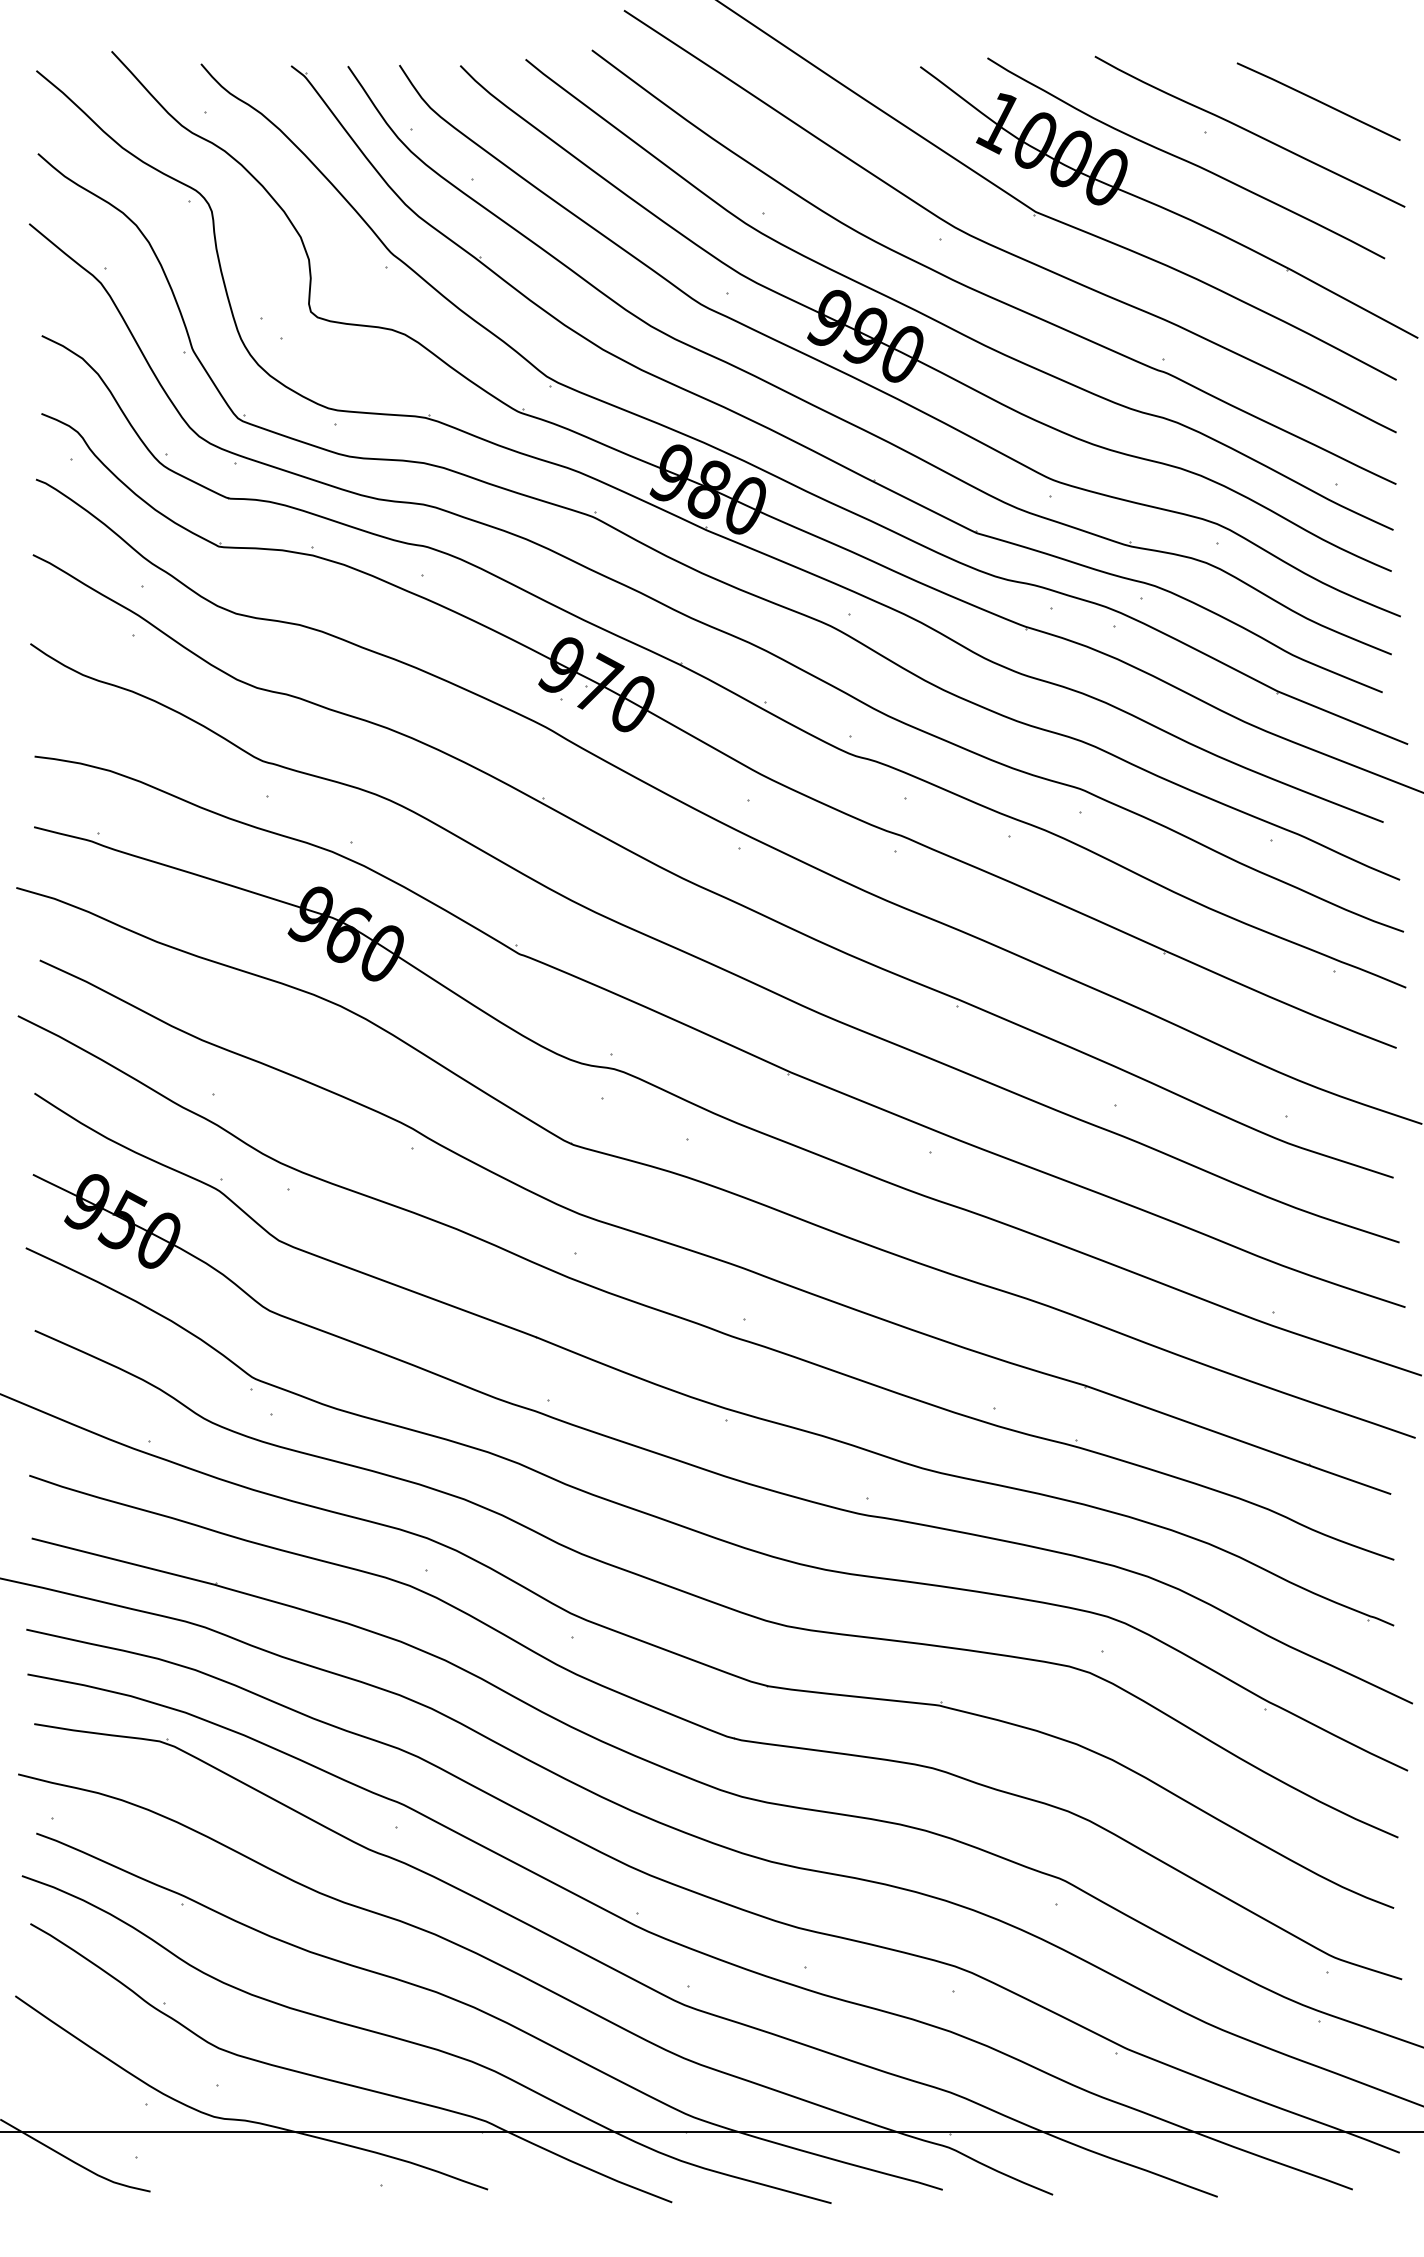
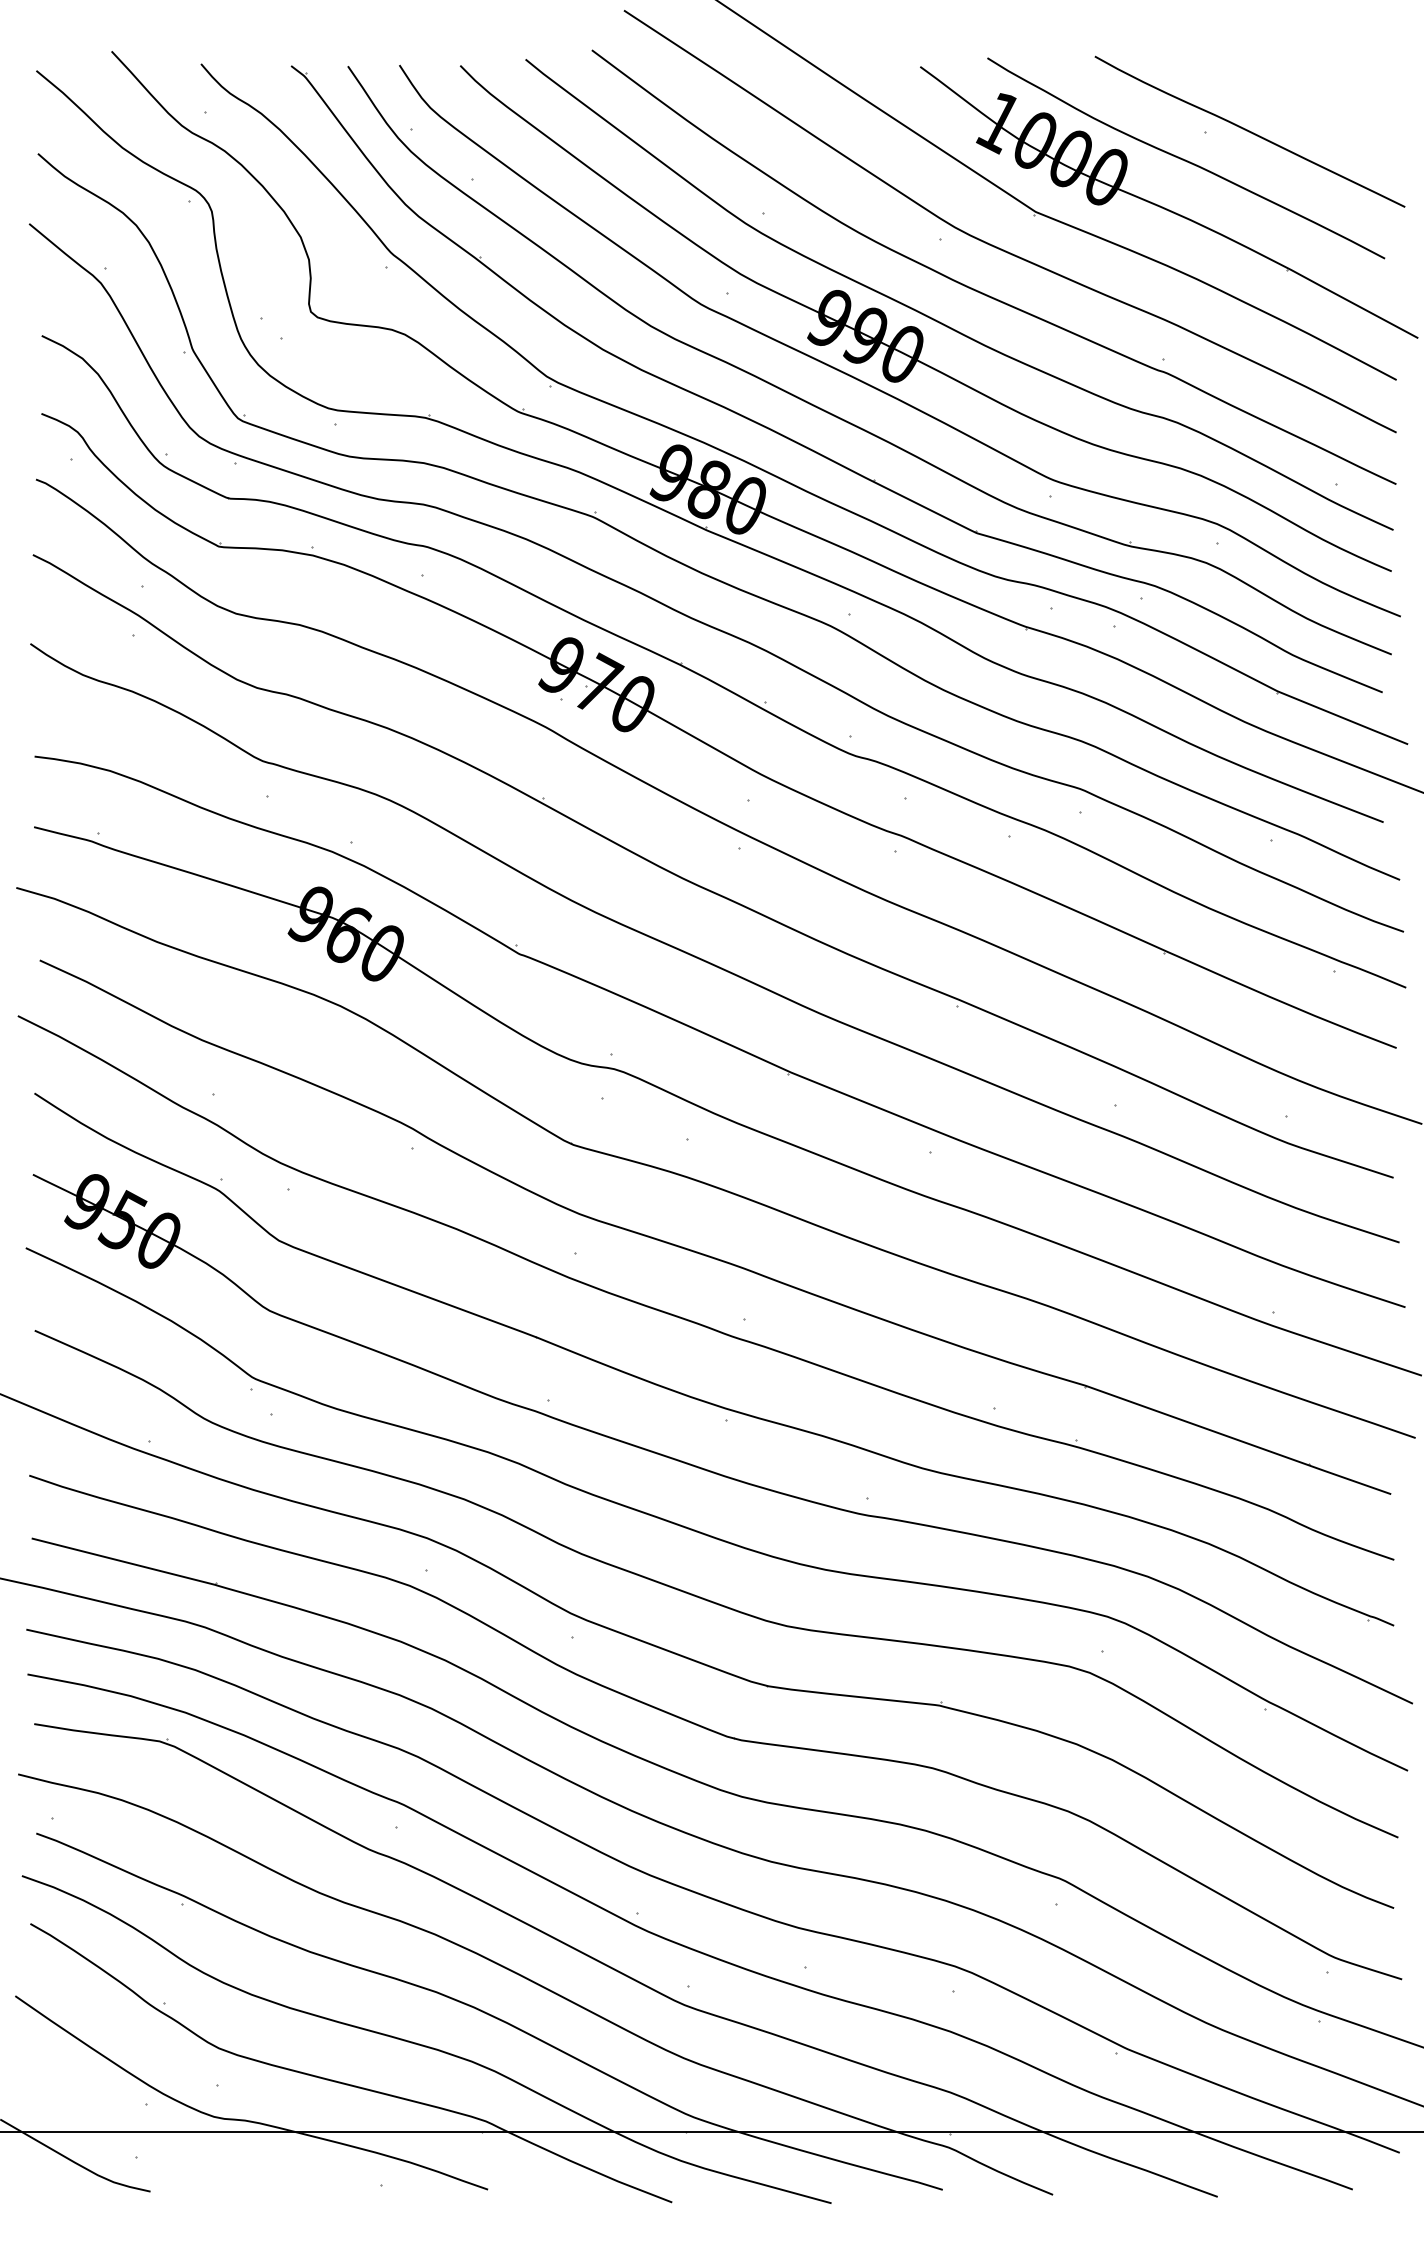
line: present -> none (1318, 101)
